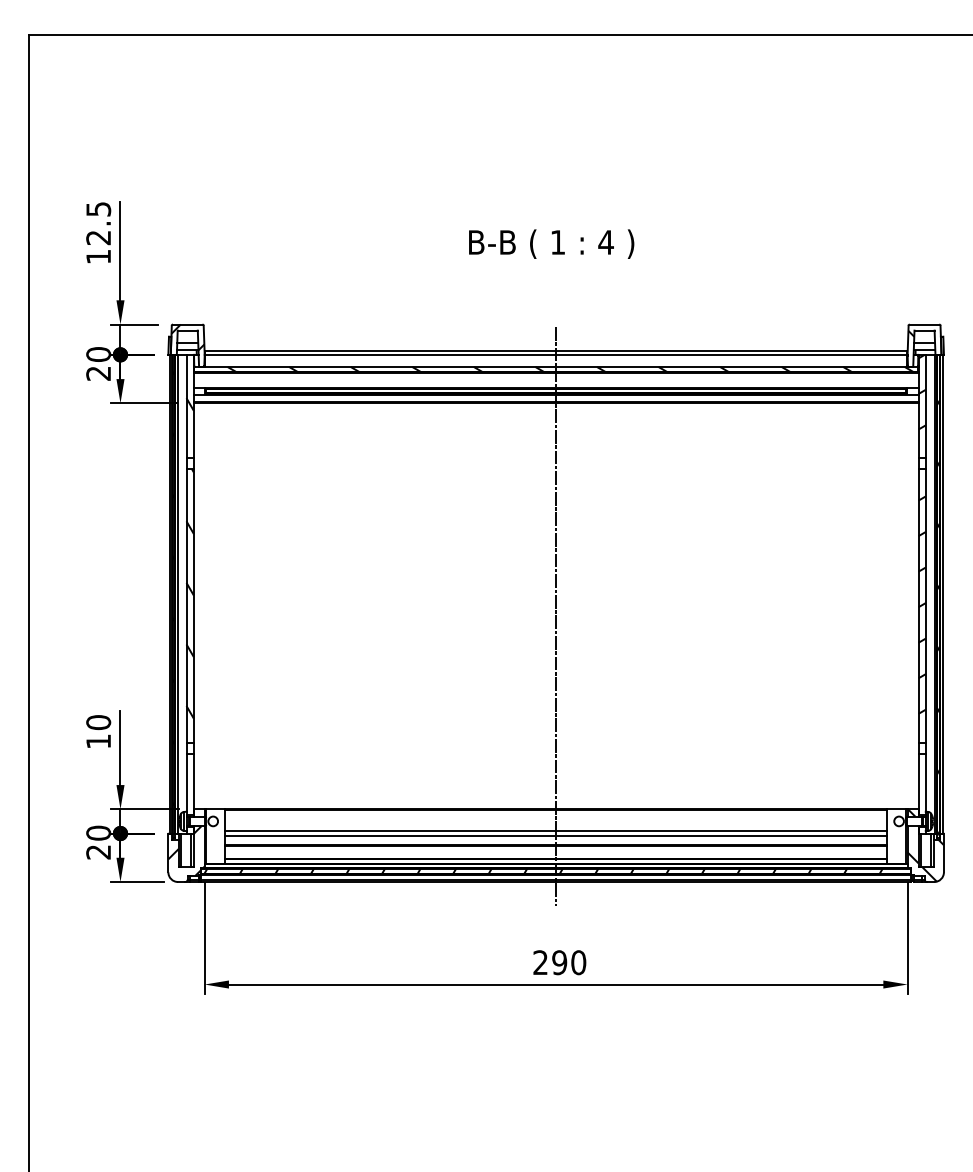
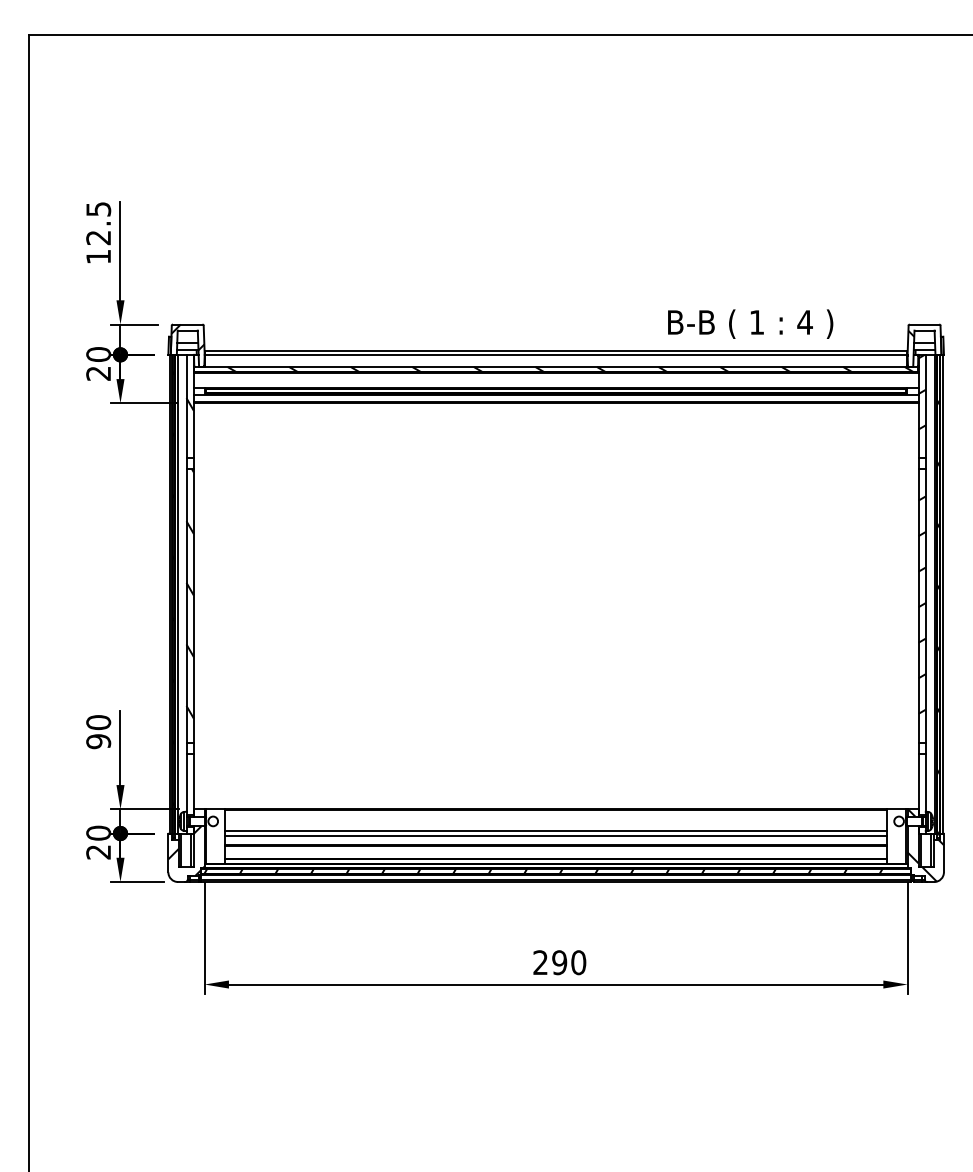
text position: (551, 243) -> (750, 323) (750, 323)
line: present -> none (556, 616)
text: 10 -> 90 (98, 741)
